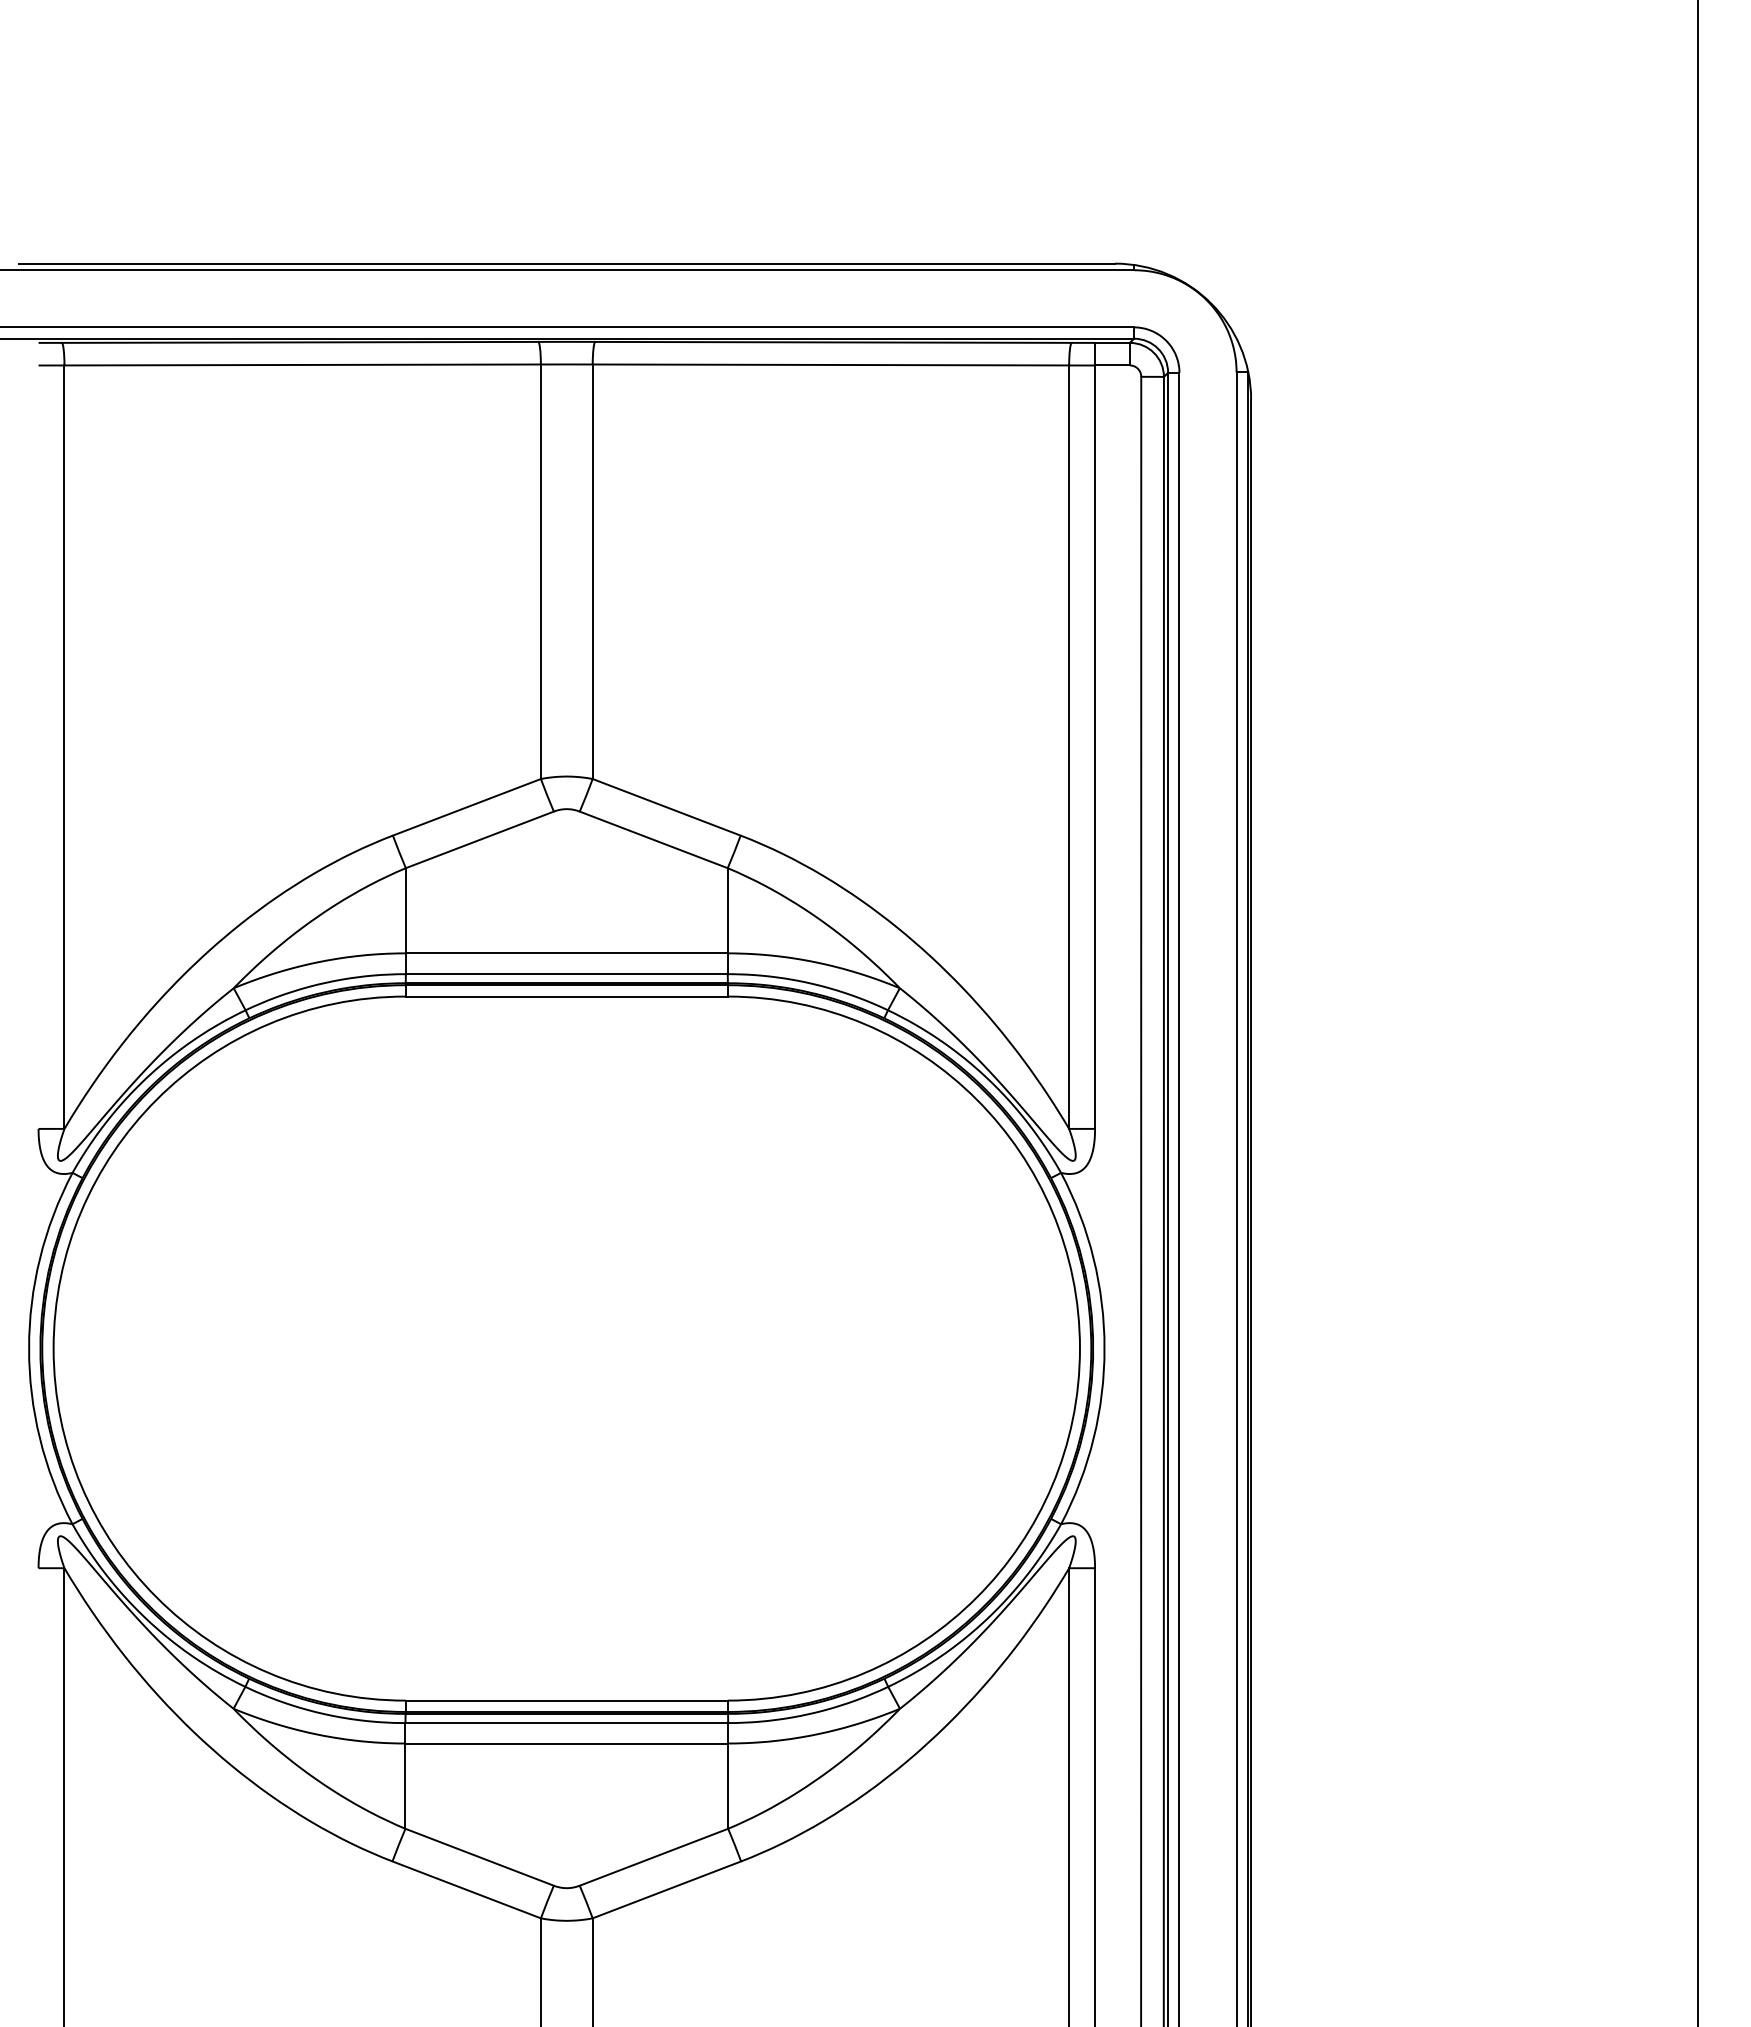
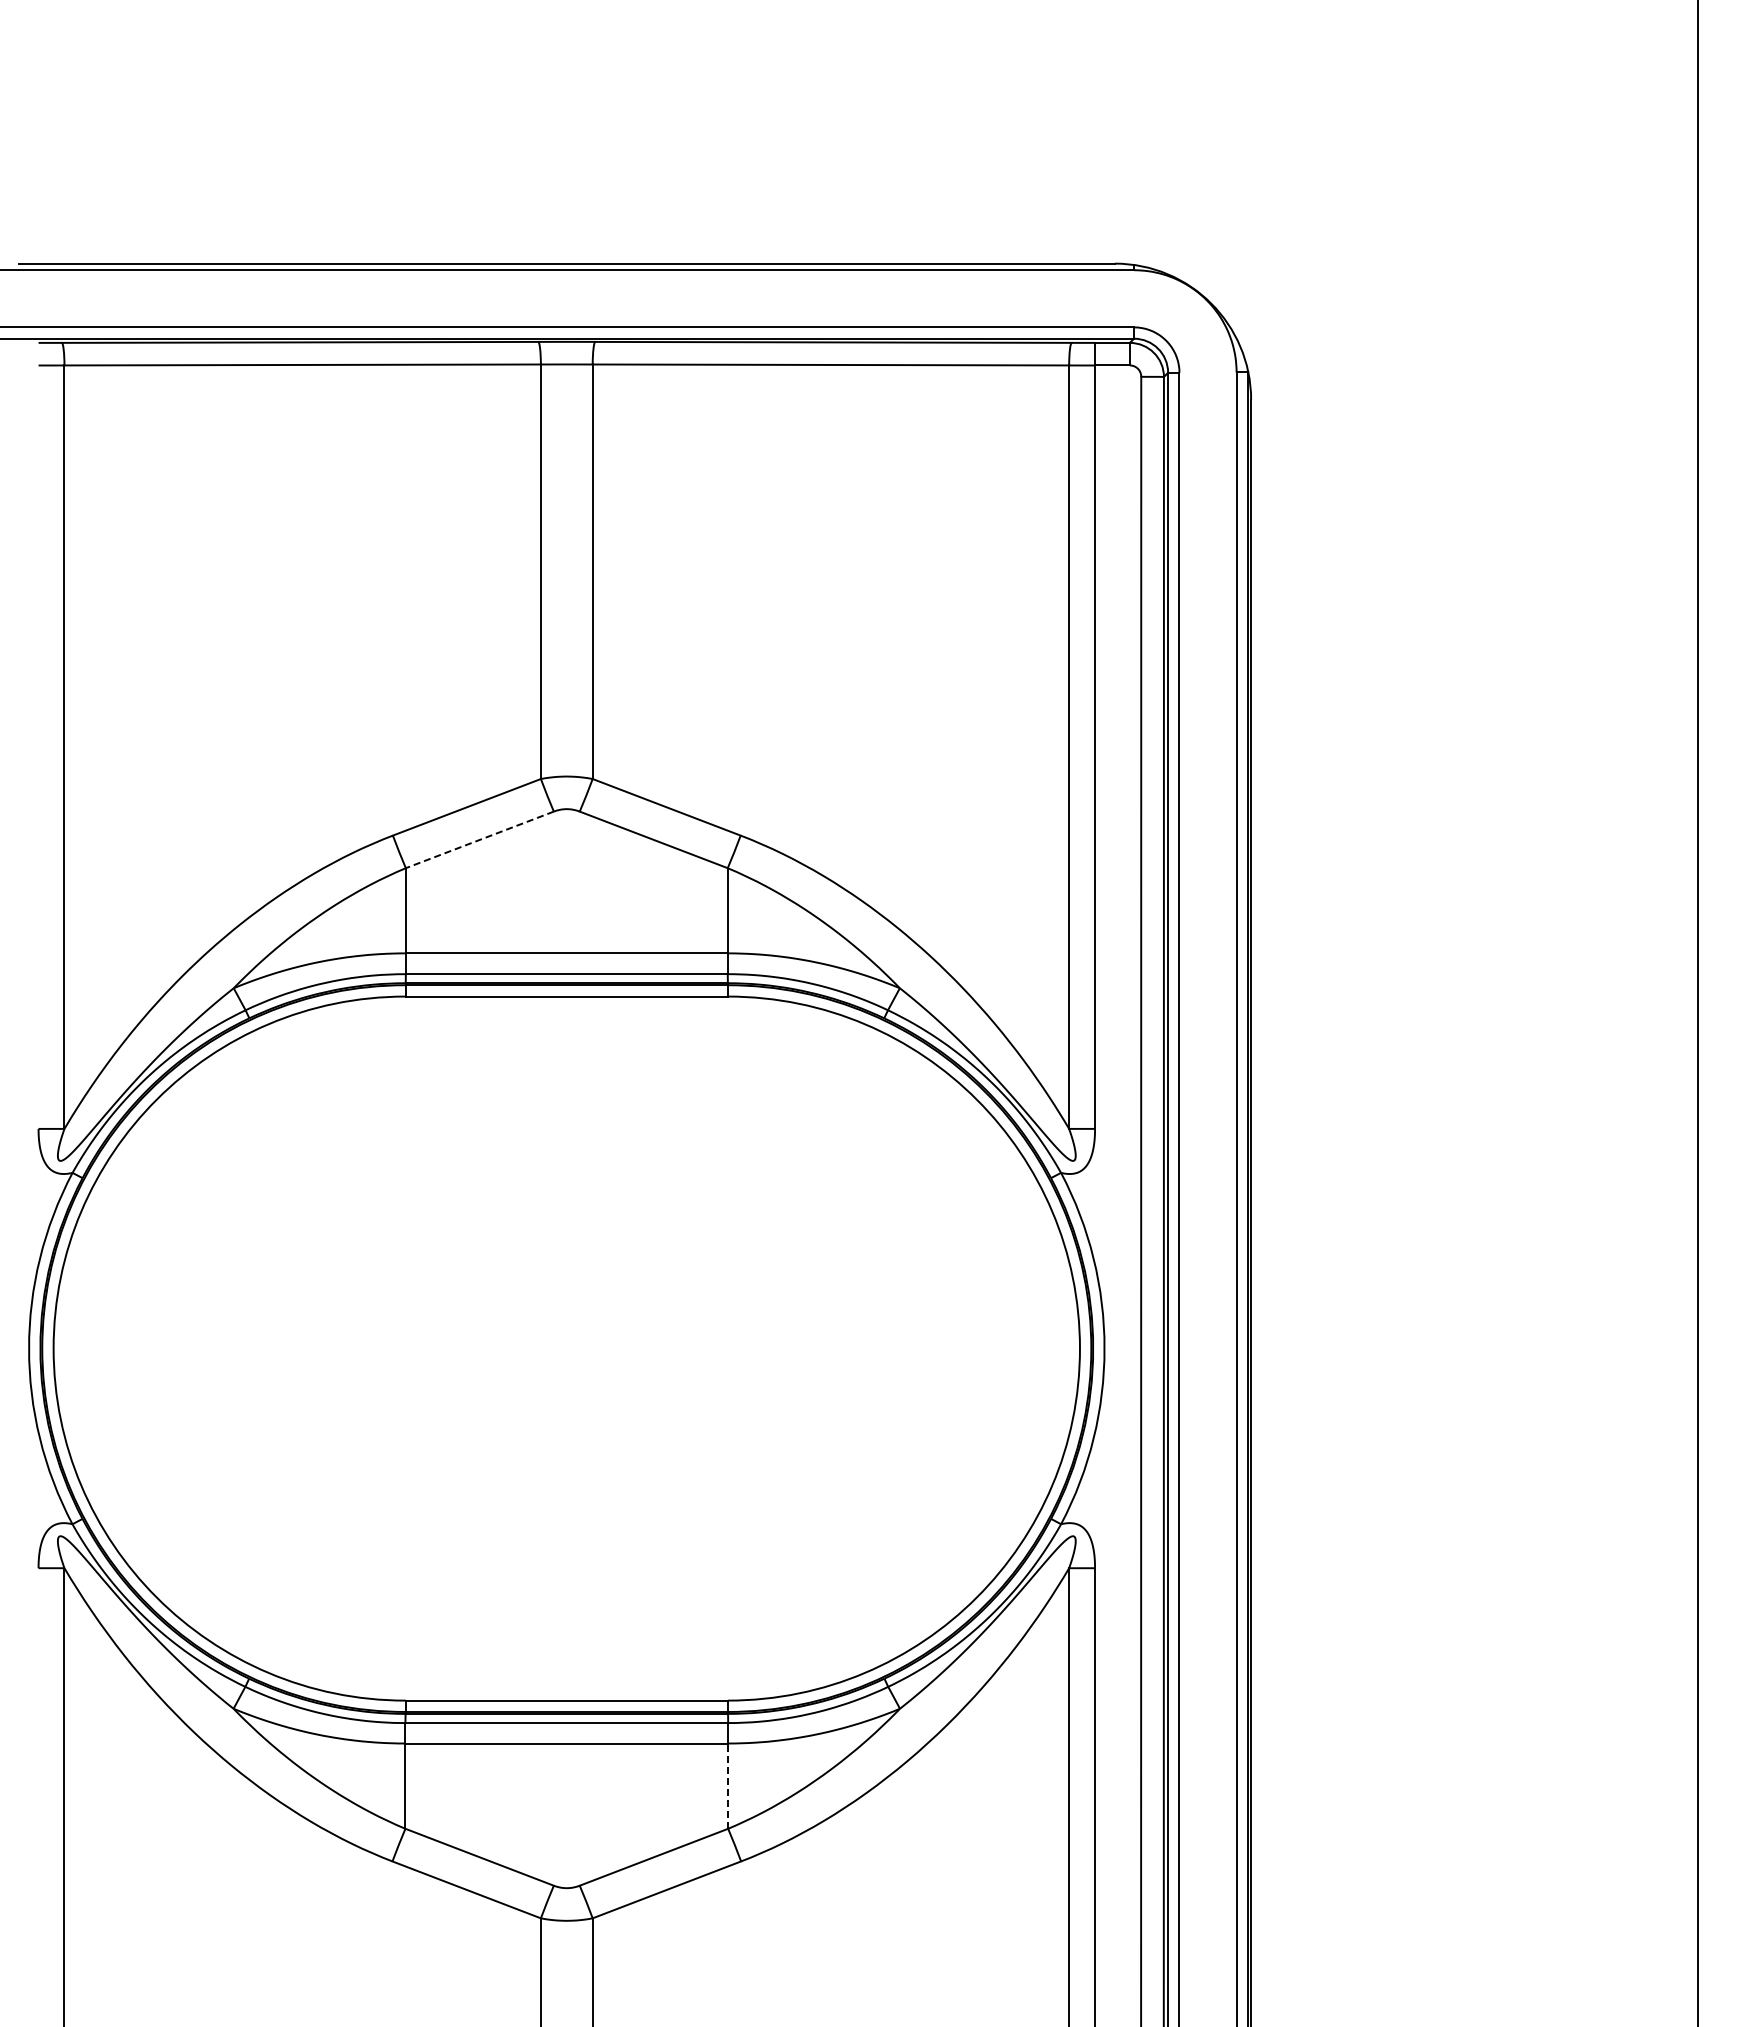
line: solid -> dashed (479, 840)
line: solid -> dashed (728, 1786)
